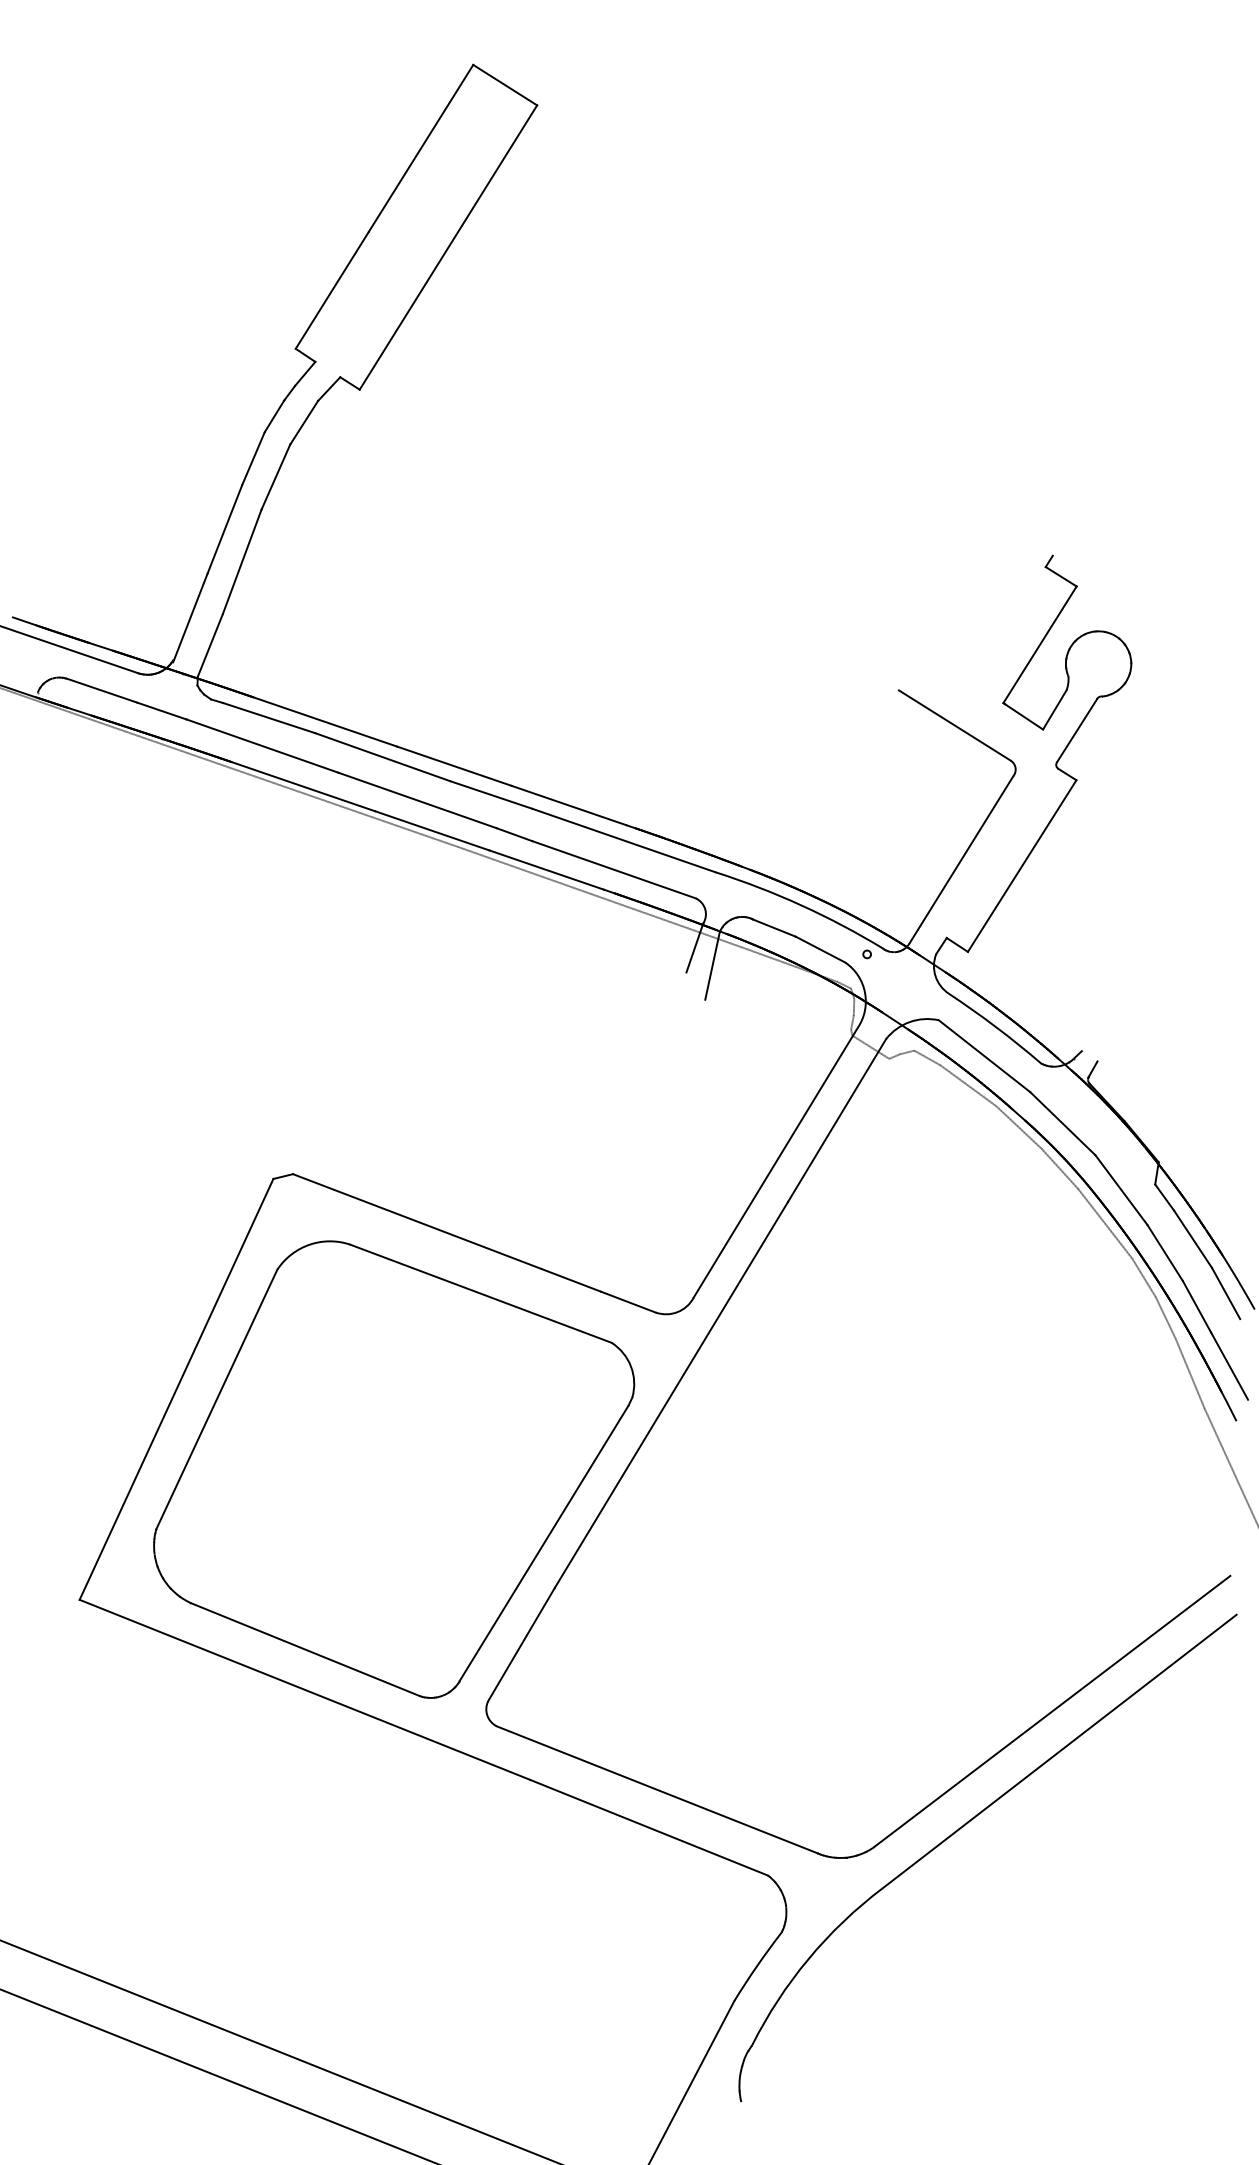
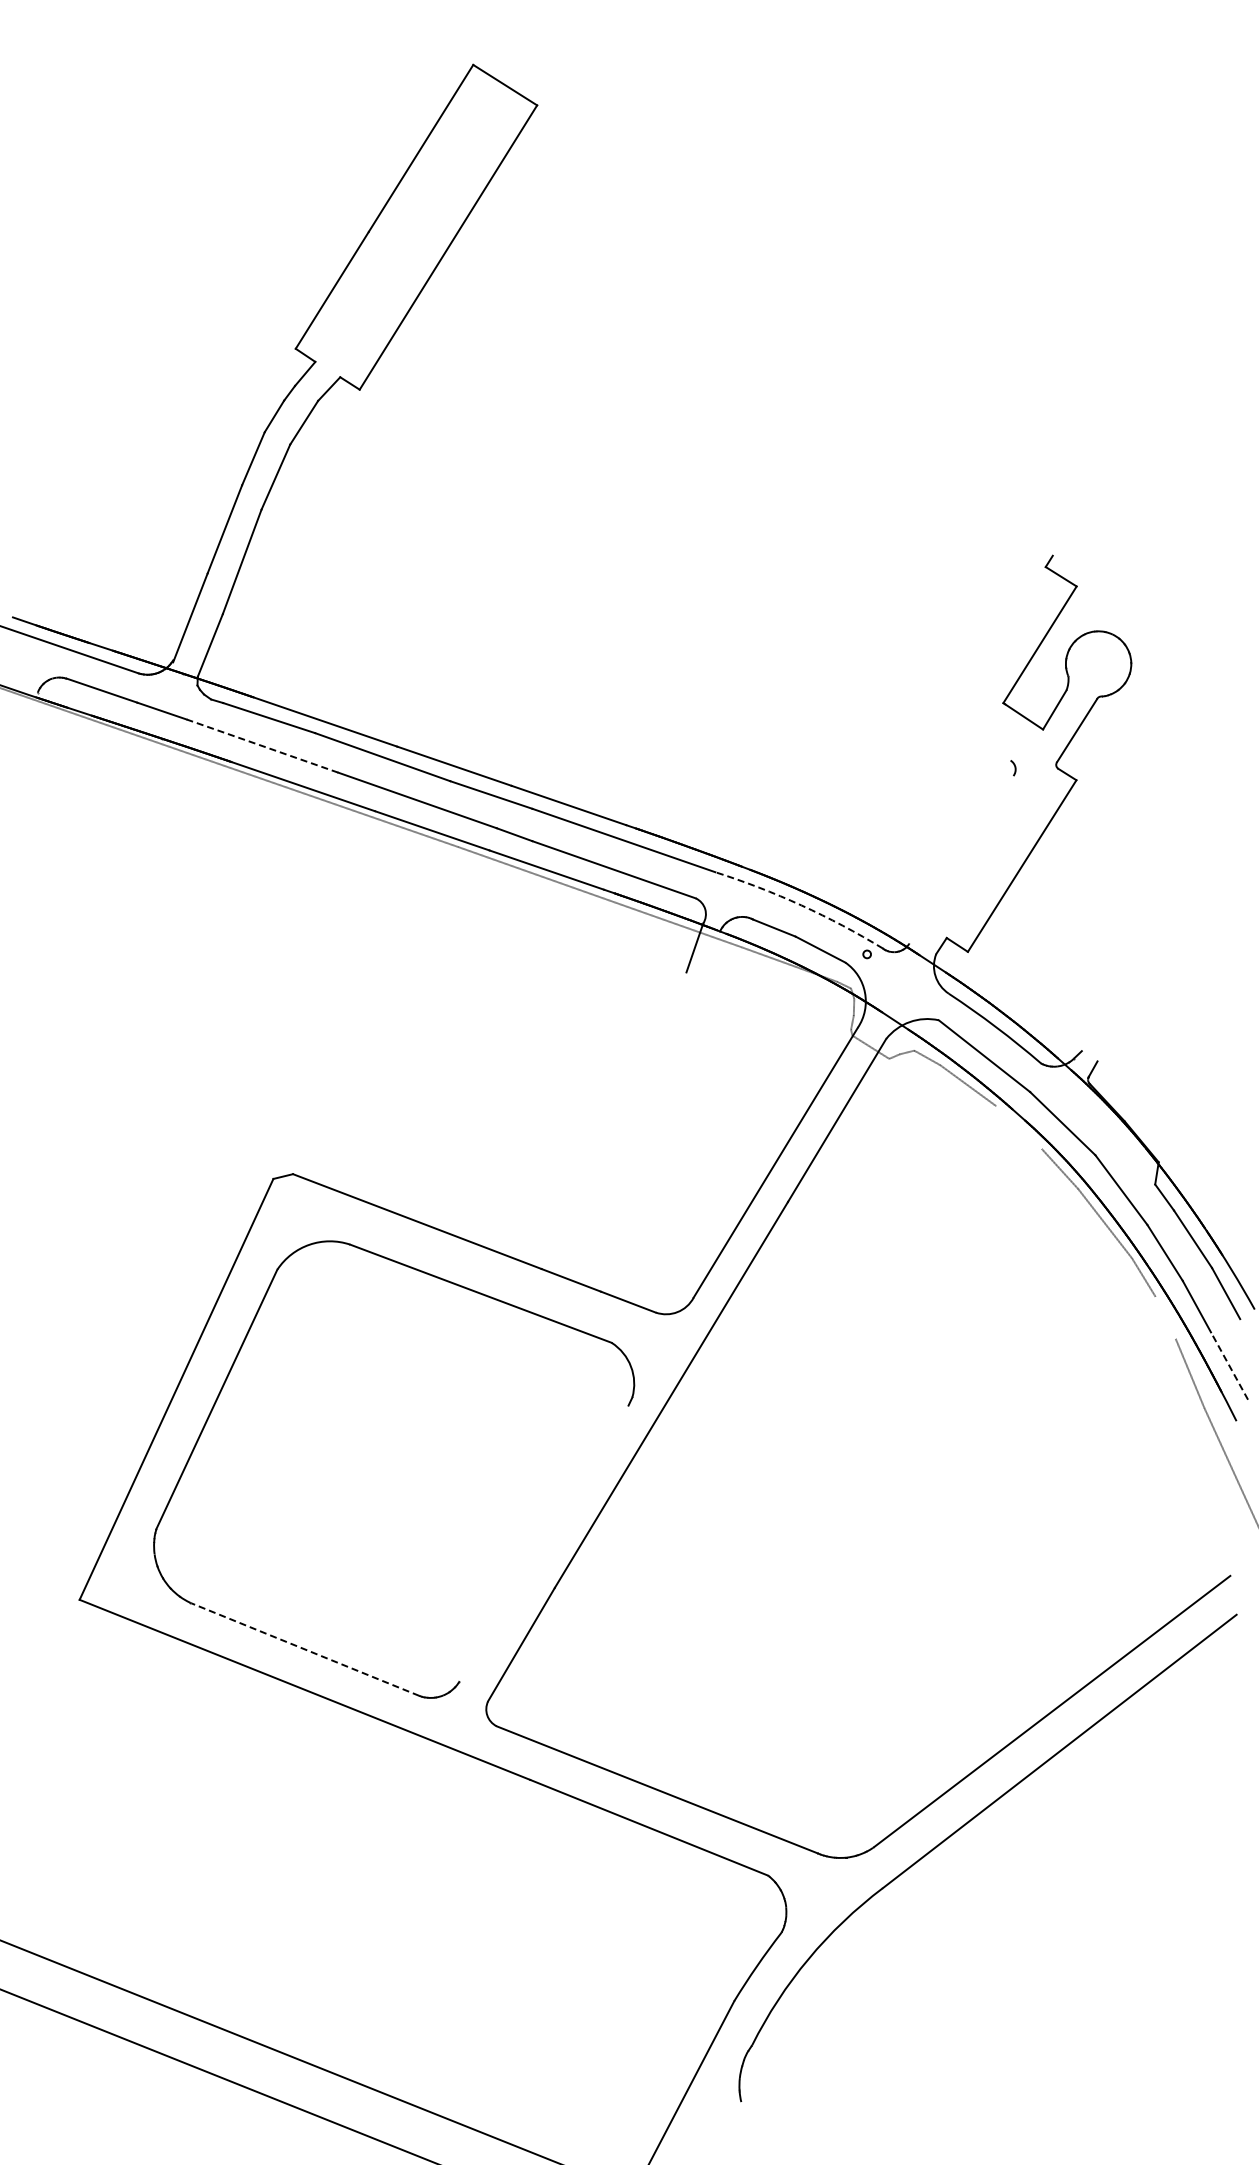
line: present -> none (954, 725)
line: solid -> dashed (262, 745)
line: present -> none (961, 859)
arc: solid -> dashed (801, 905)
line: present -> none (712, 965)
line: present -> none (1018, 1127)
line: present -> none (1165, 1317)
line: solid -> dashed (1229, 1365)
line: present -> none (543, 1543)
line: solid -> dashed (305, 1649)
